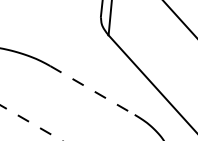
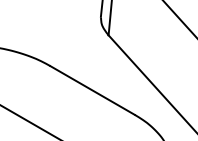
line: dashed -> solid (92, 90)
line: dashed -> solid (31, 122)
